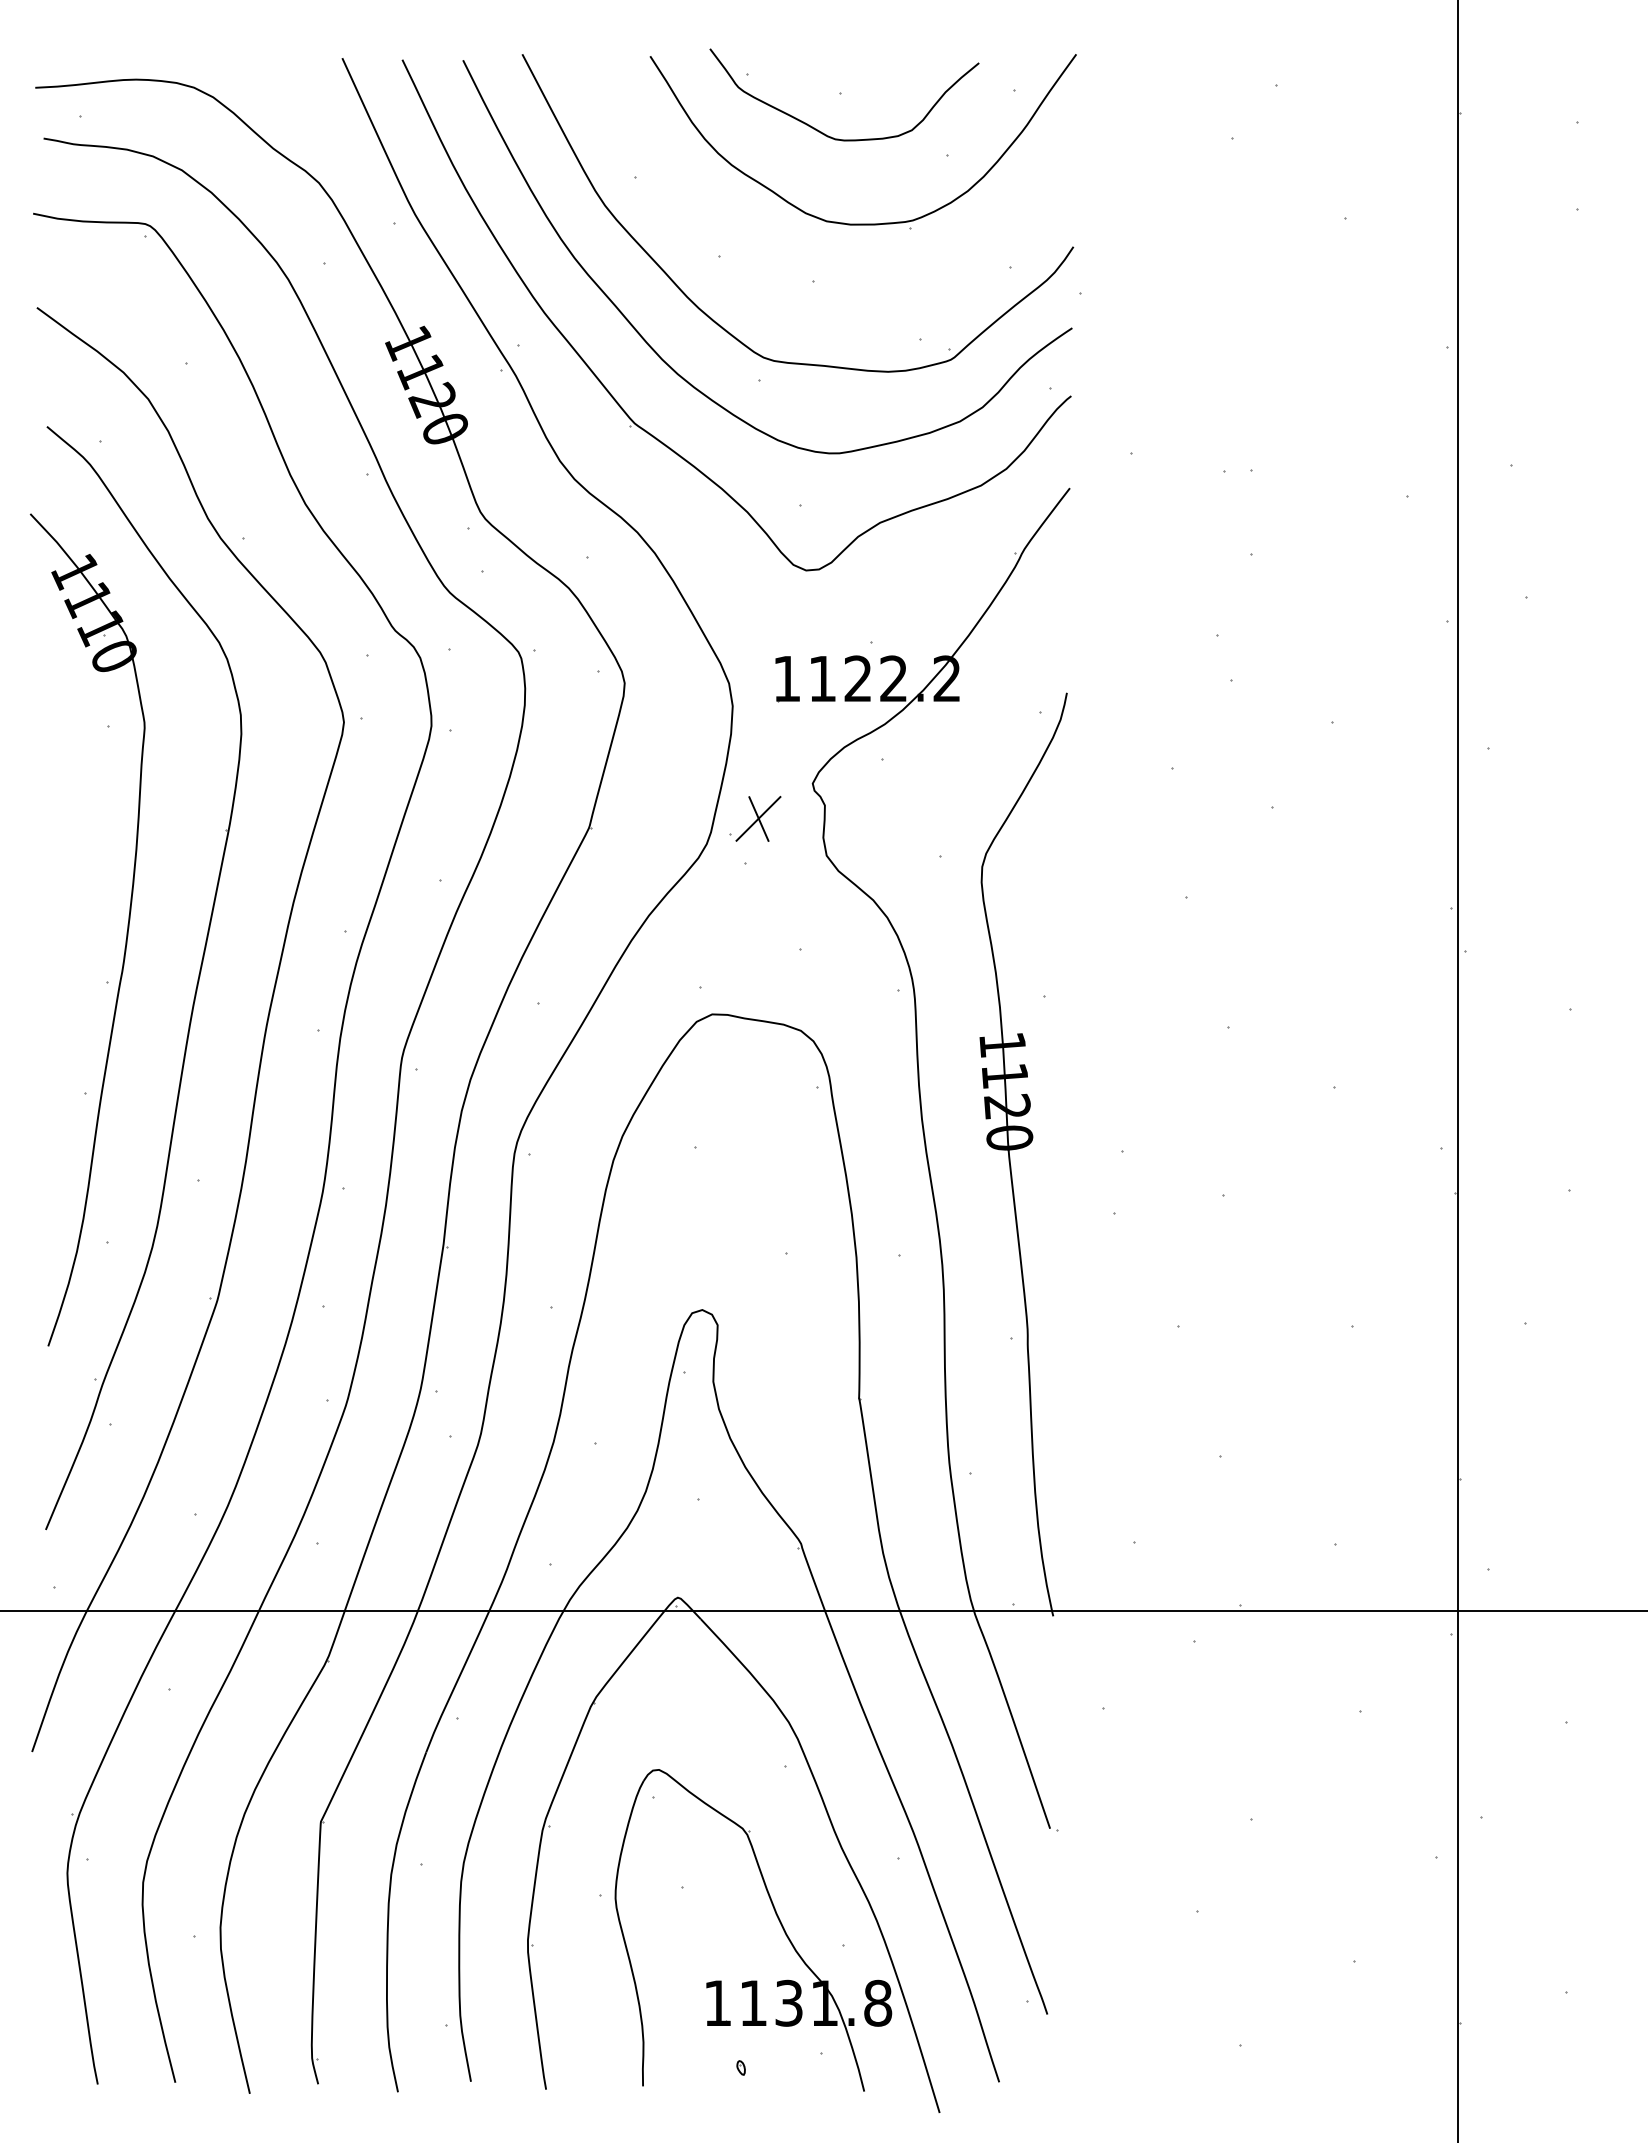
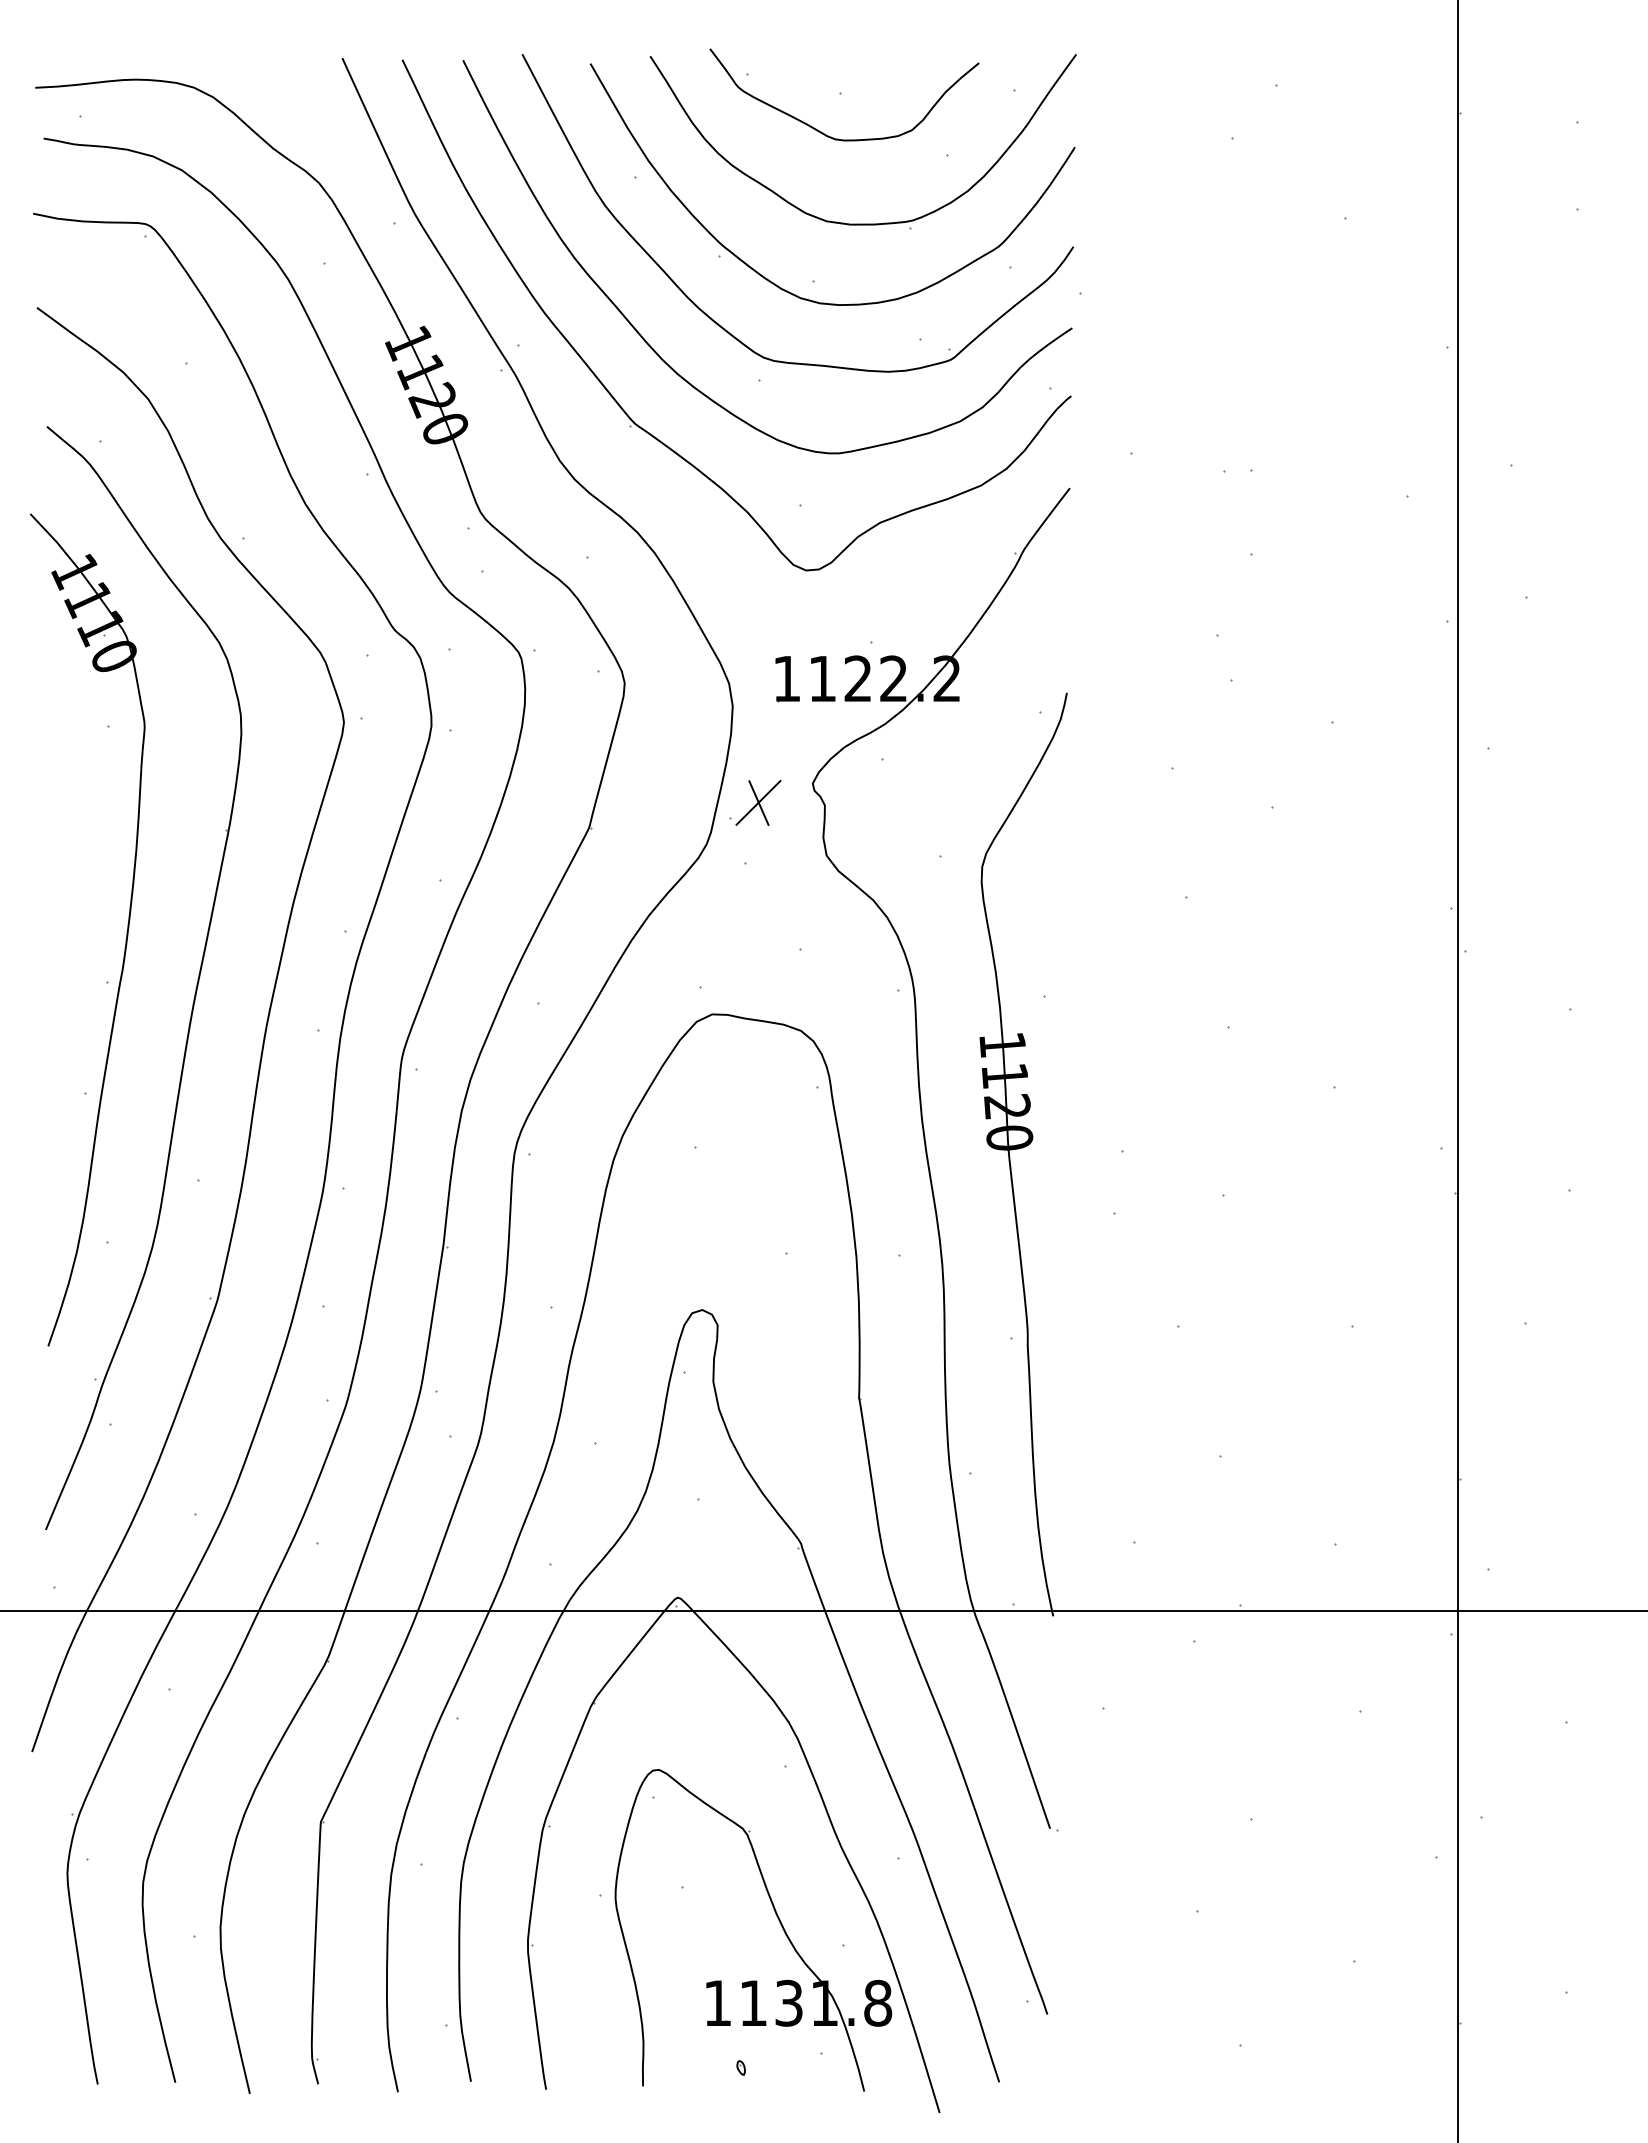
curve: none -> present (772, 281)
part position: (755, 818) -> (755, 802) (755, 802)
